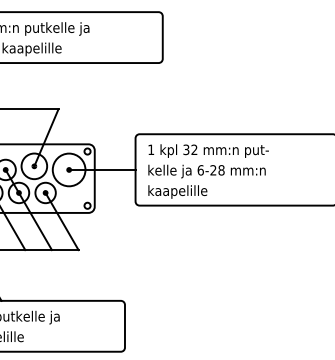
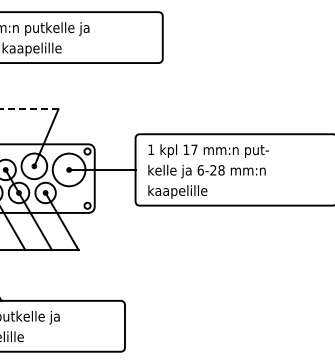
line: solid -> dashed (29, 109)
text: 32 -> 17 (190, 149)
